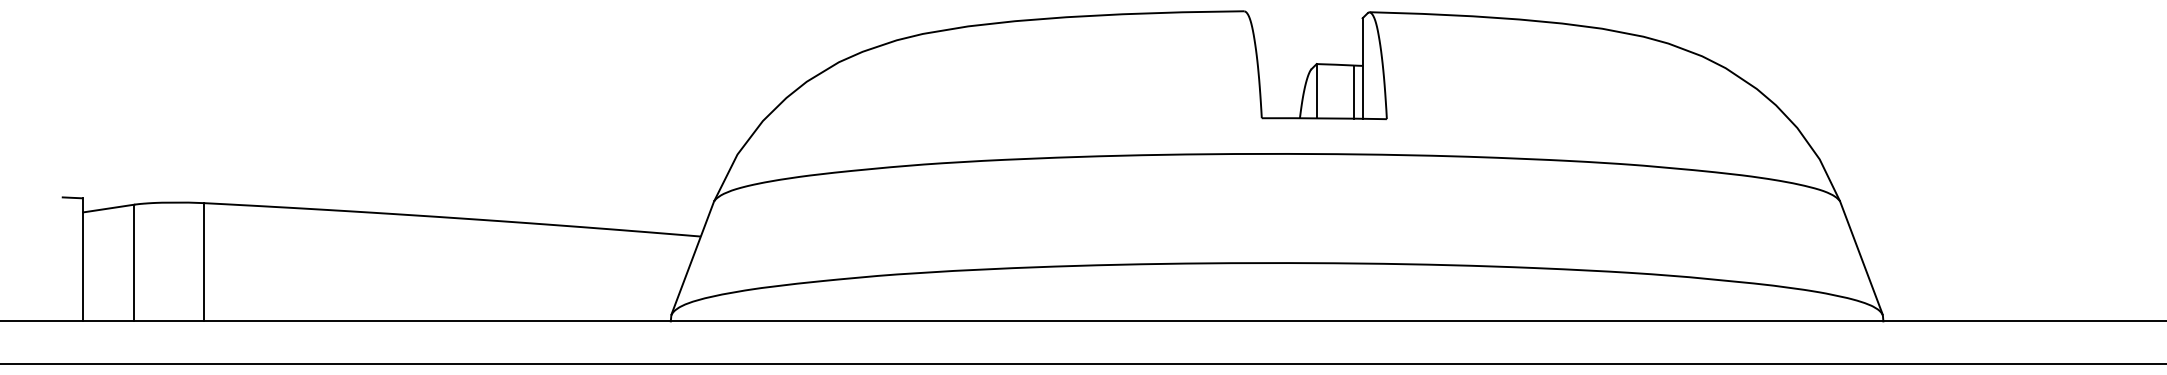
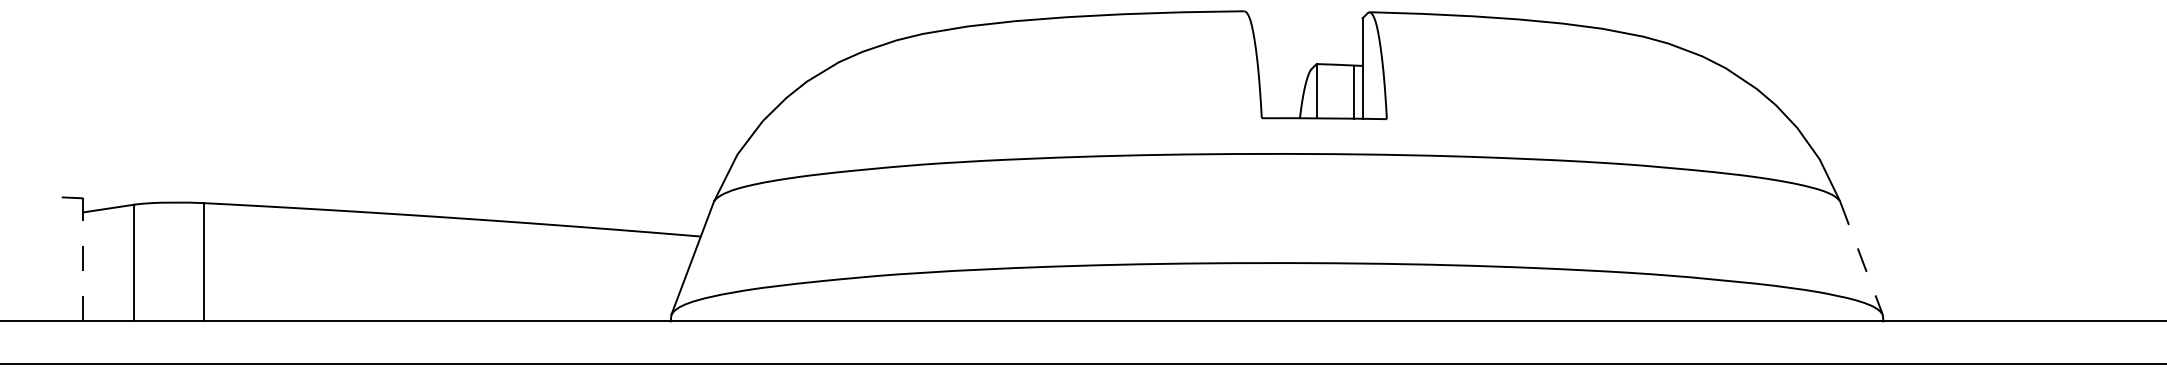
line: solid -> dashed (1861, 258)
line: solid -> dashed (83, 259)
